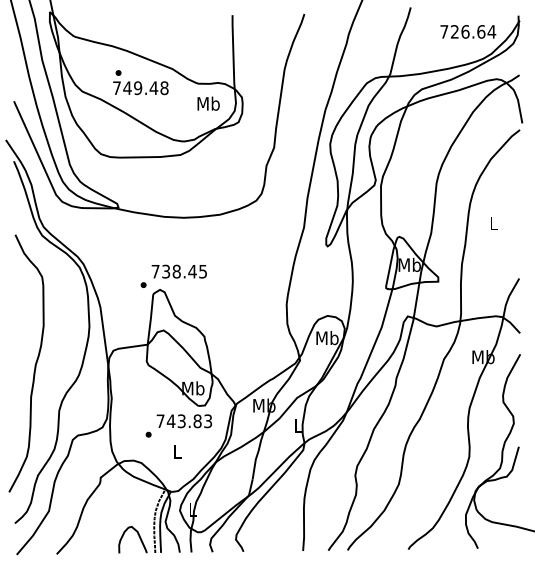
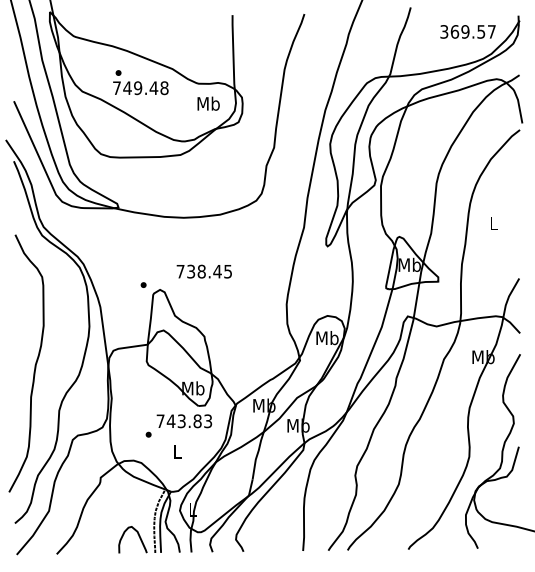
text: 726.64 -> 369.57 (468, 31)
text position: (178, 271) -> (203, 271) (203, 271)
text: L -> Mb (298, 425)
